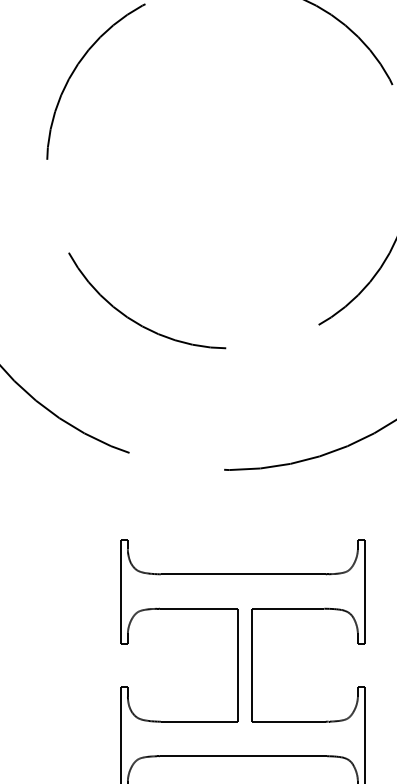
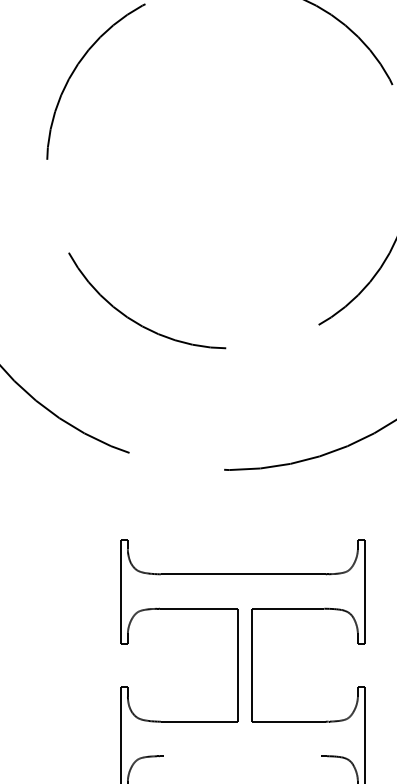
line: present -> none (242, 756)
